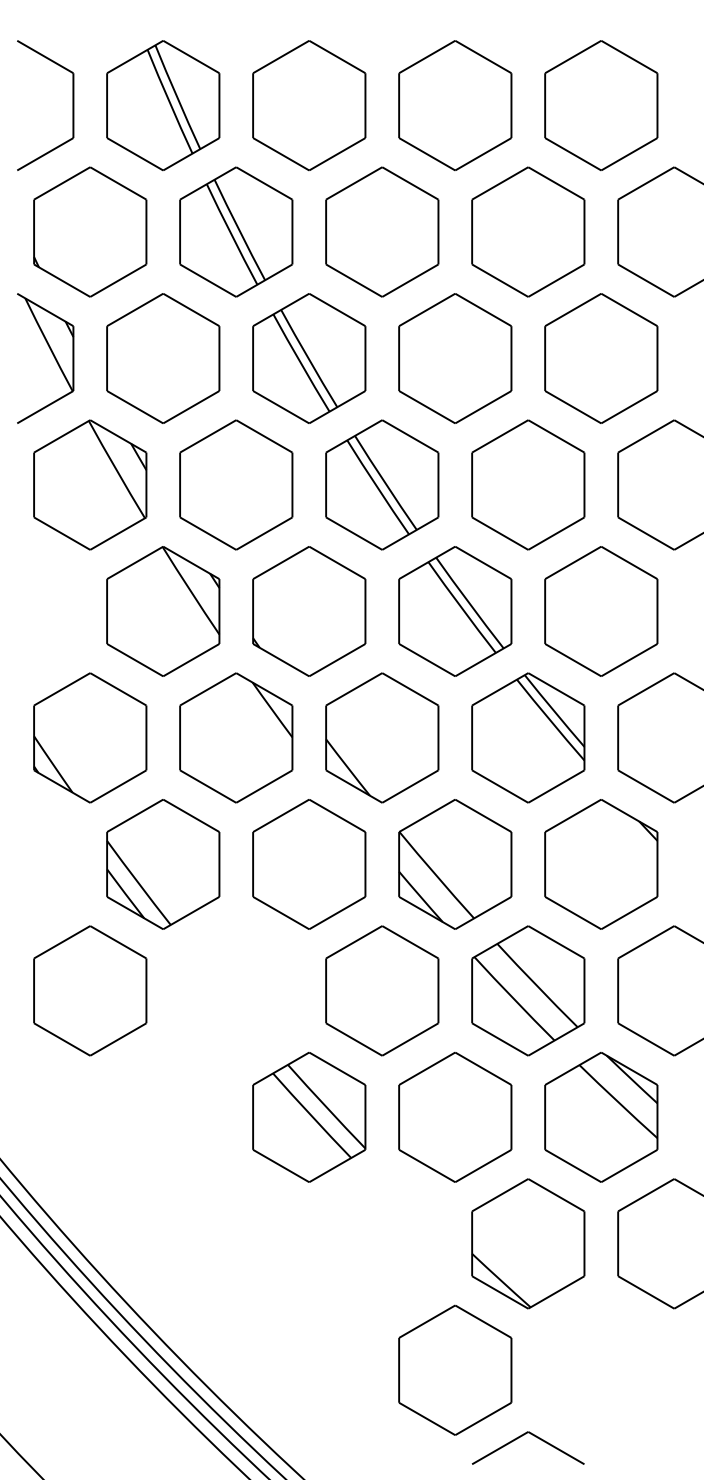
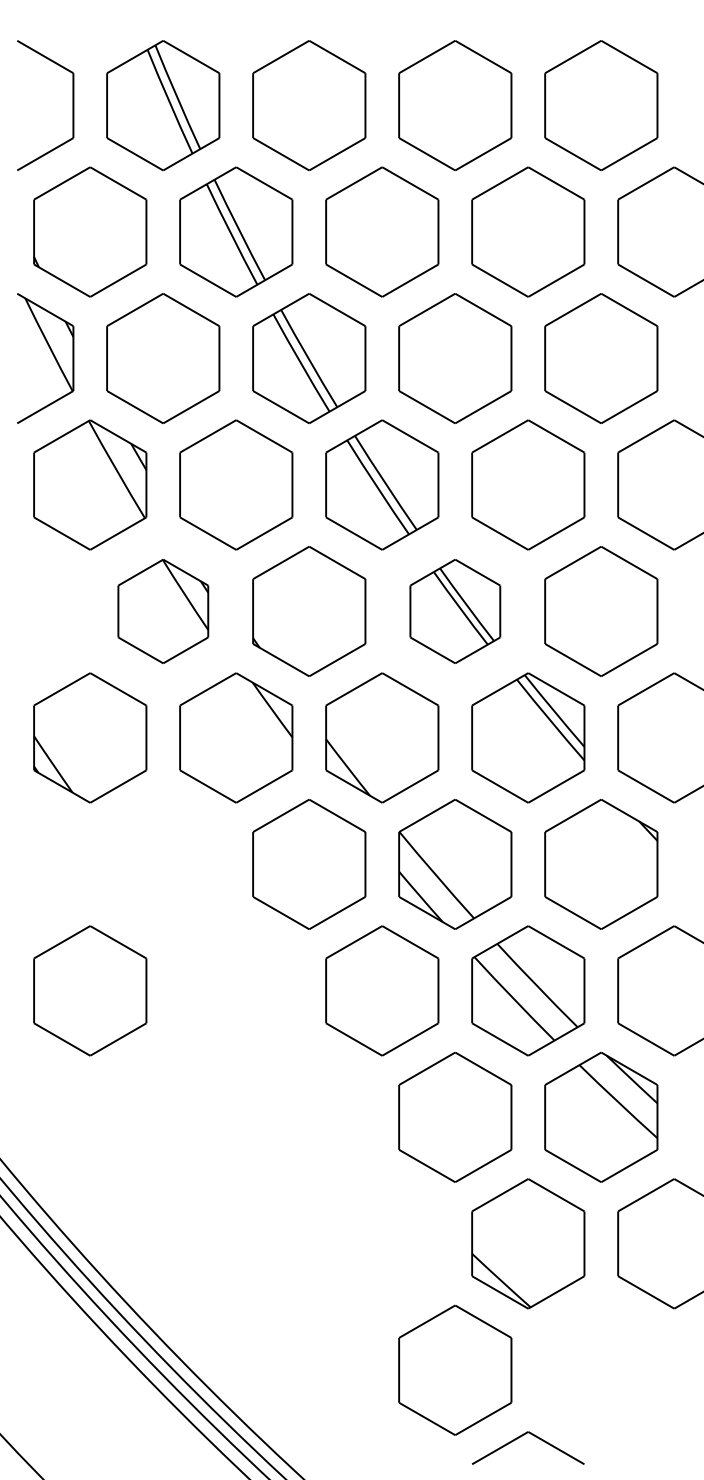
part size: 115x131 px -> 93x105 px (163, 611)
part size: 115x131 px -> 93x105 px (455, 611)
part: present -> none (163, 864)
part: present -> none (309, 1117)
